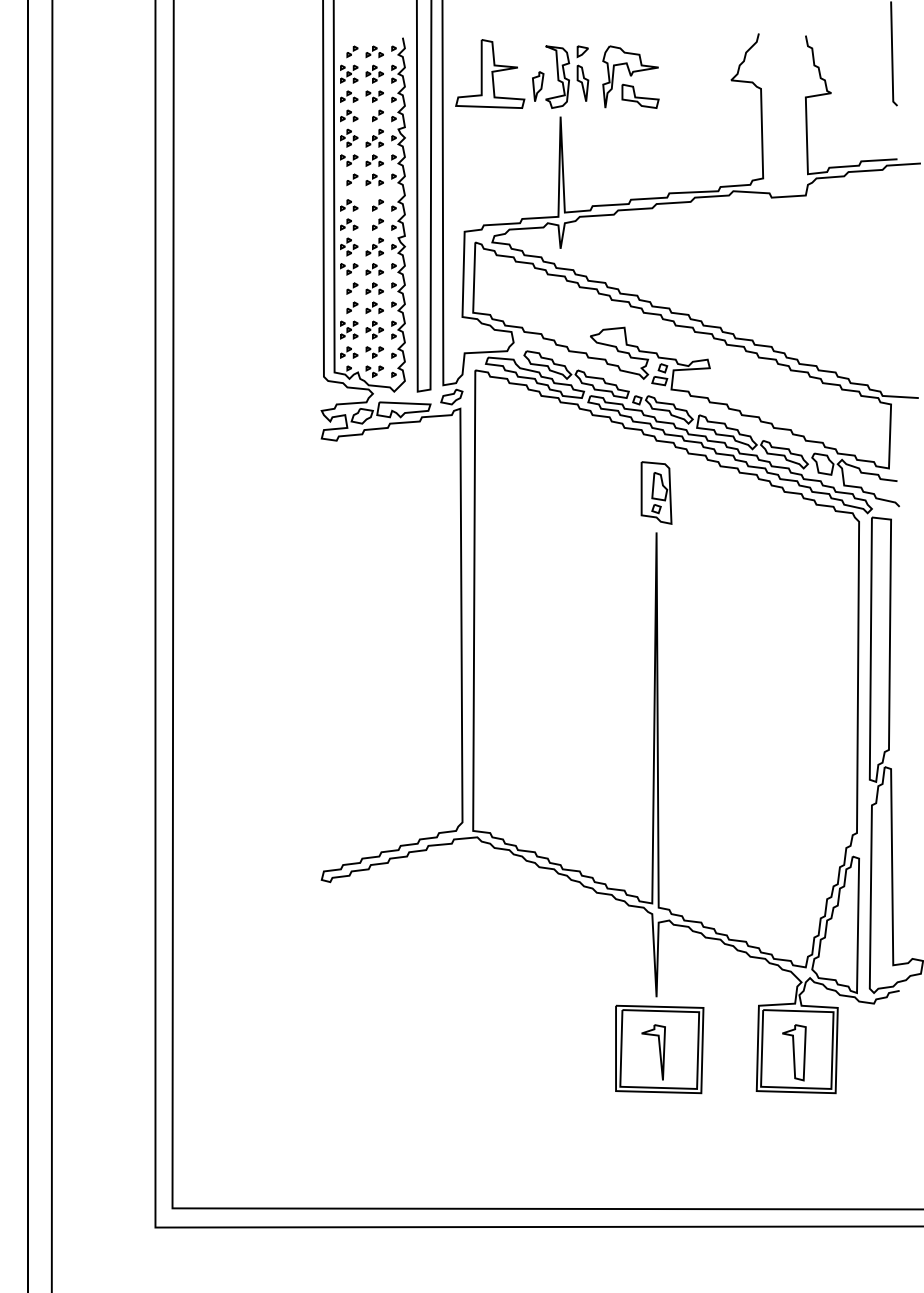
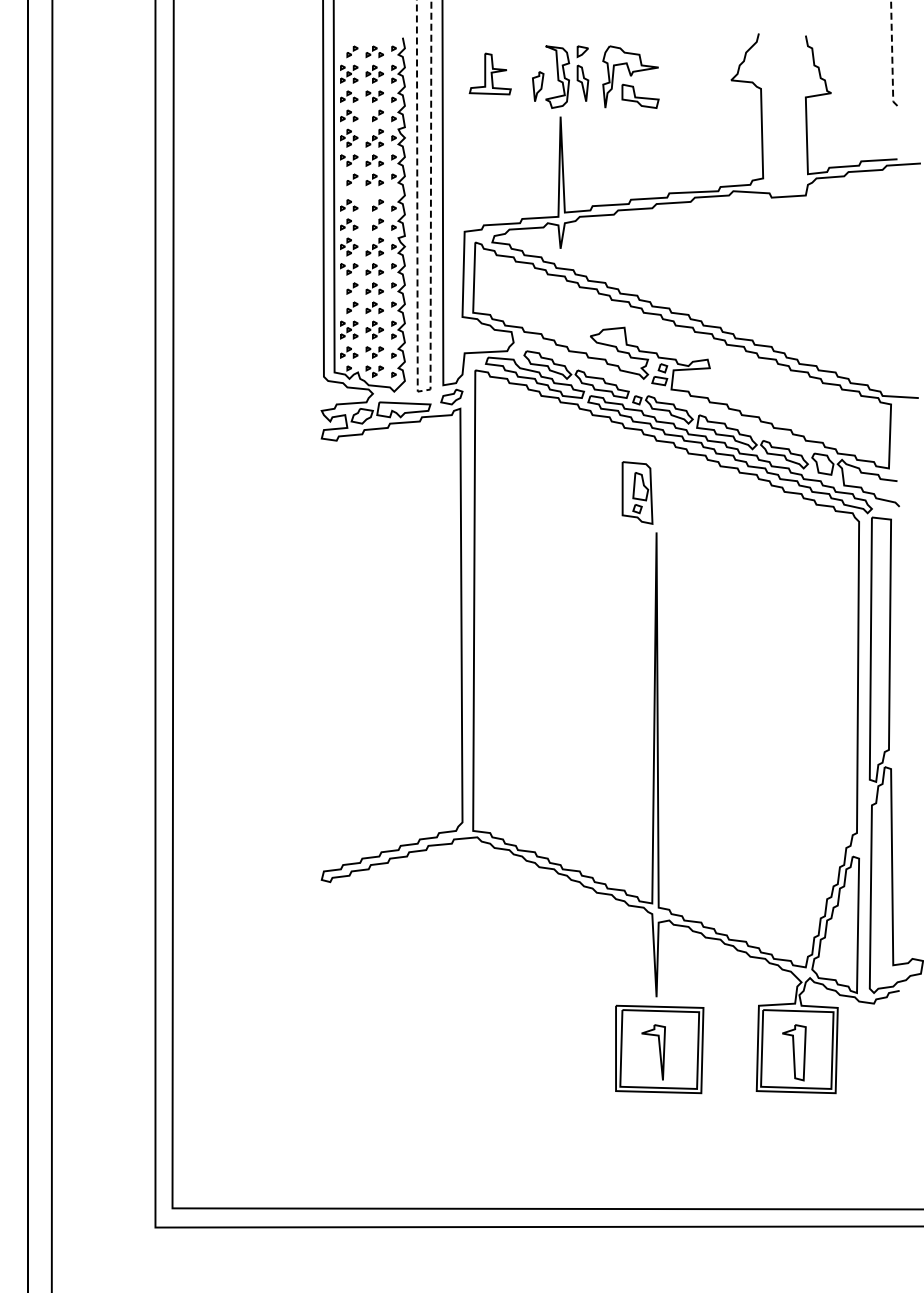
line: solid -> dashed (892, 55)
part size: 71x70 px -> 44x44 px (489, 73)
line: solid -> dashed (422, 390)
part position: (656, 492) -> (637, 492) (637, 492)
